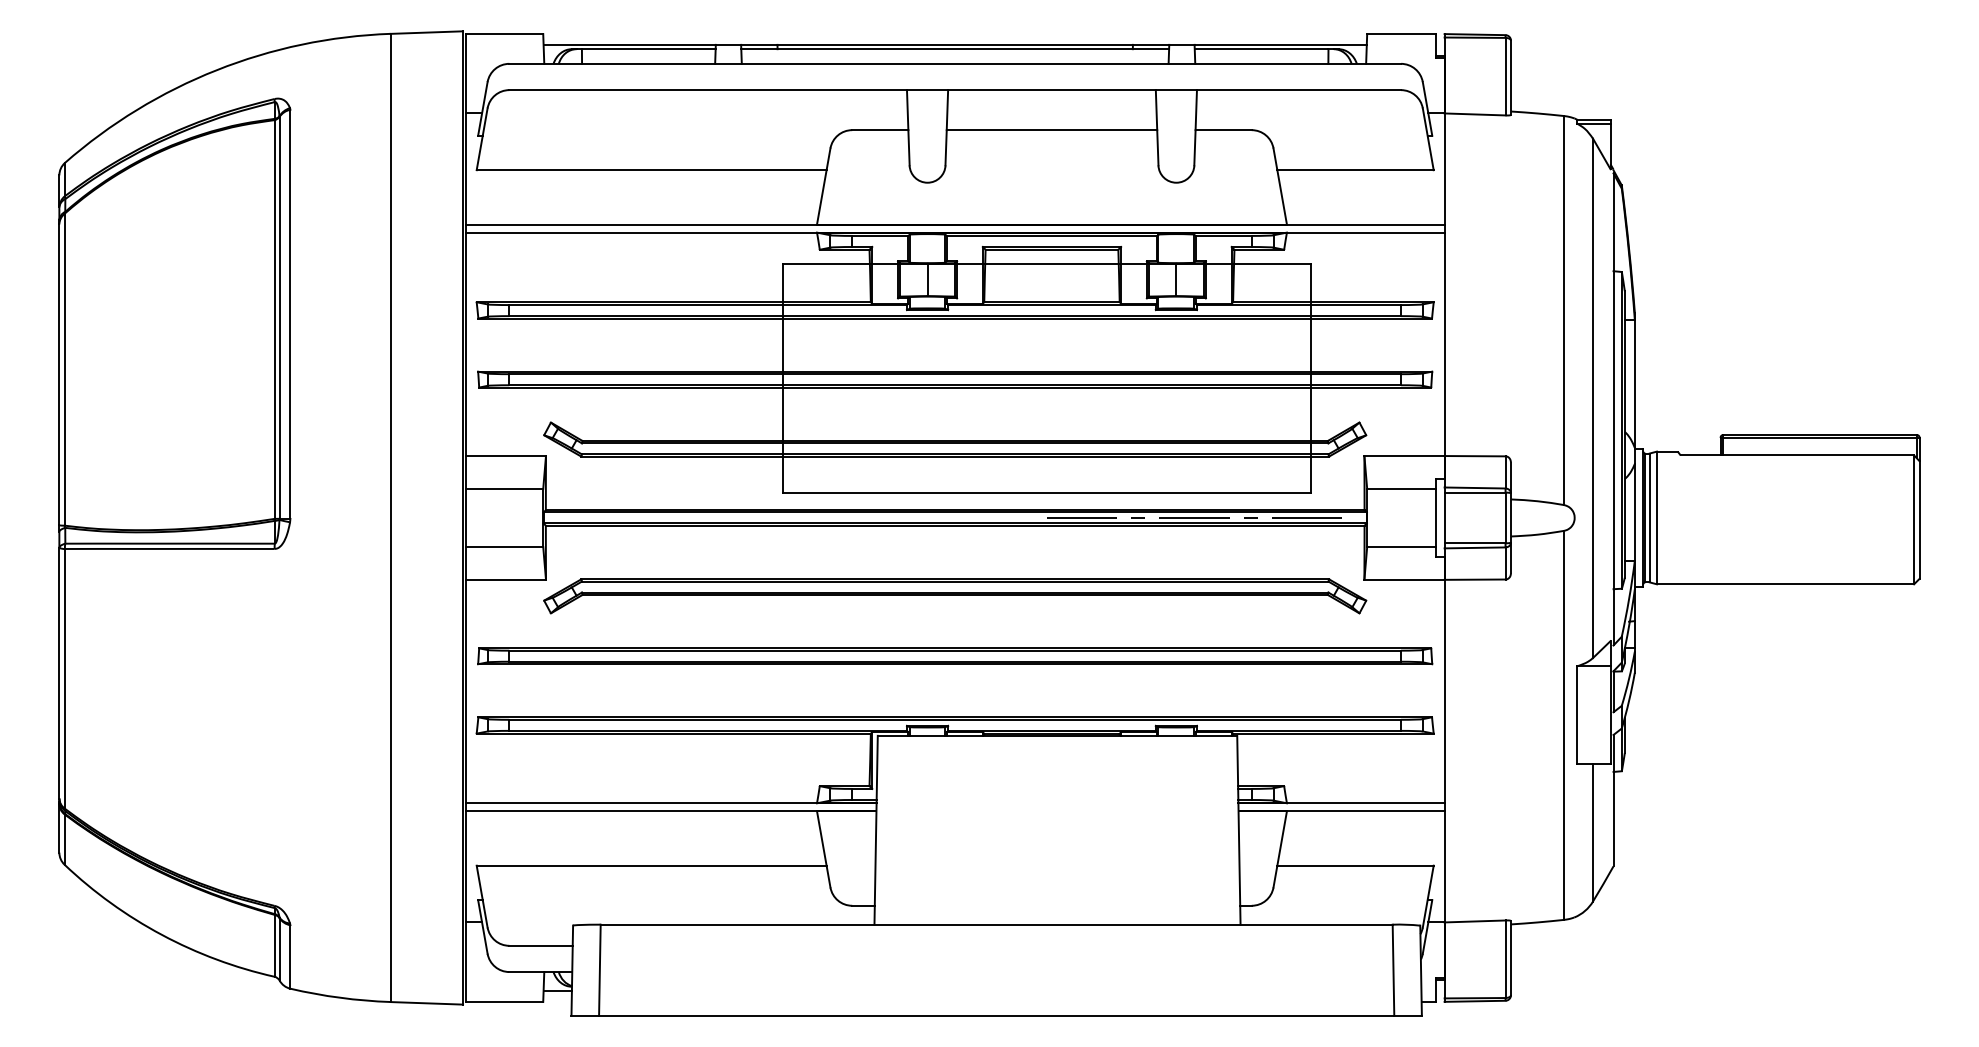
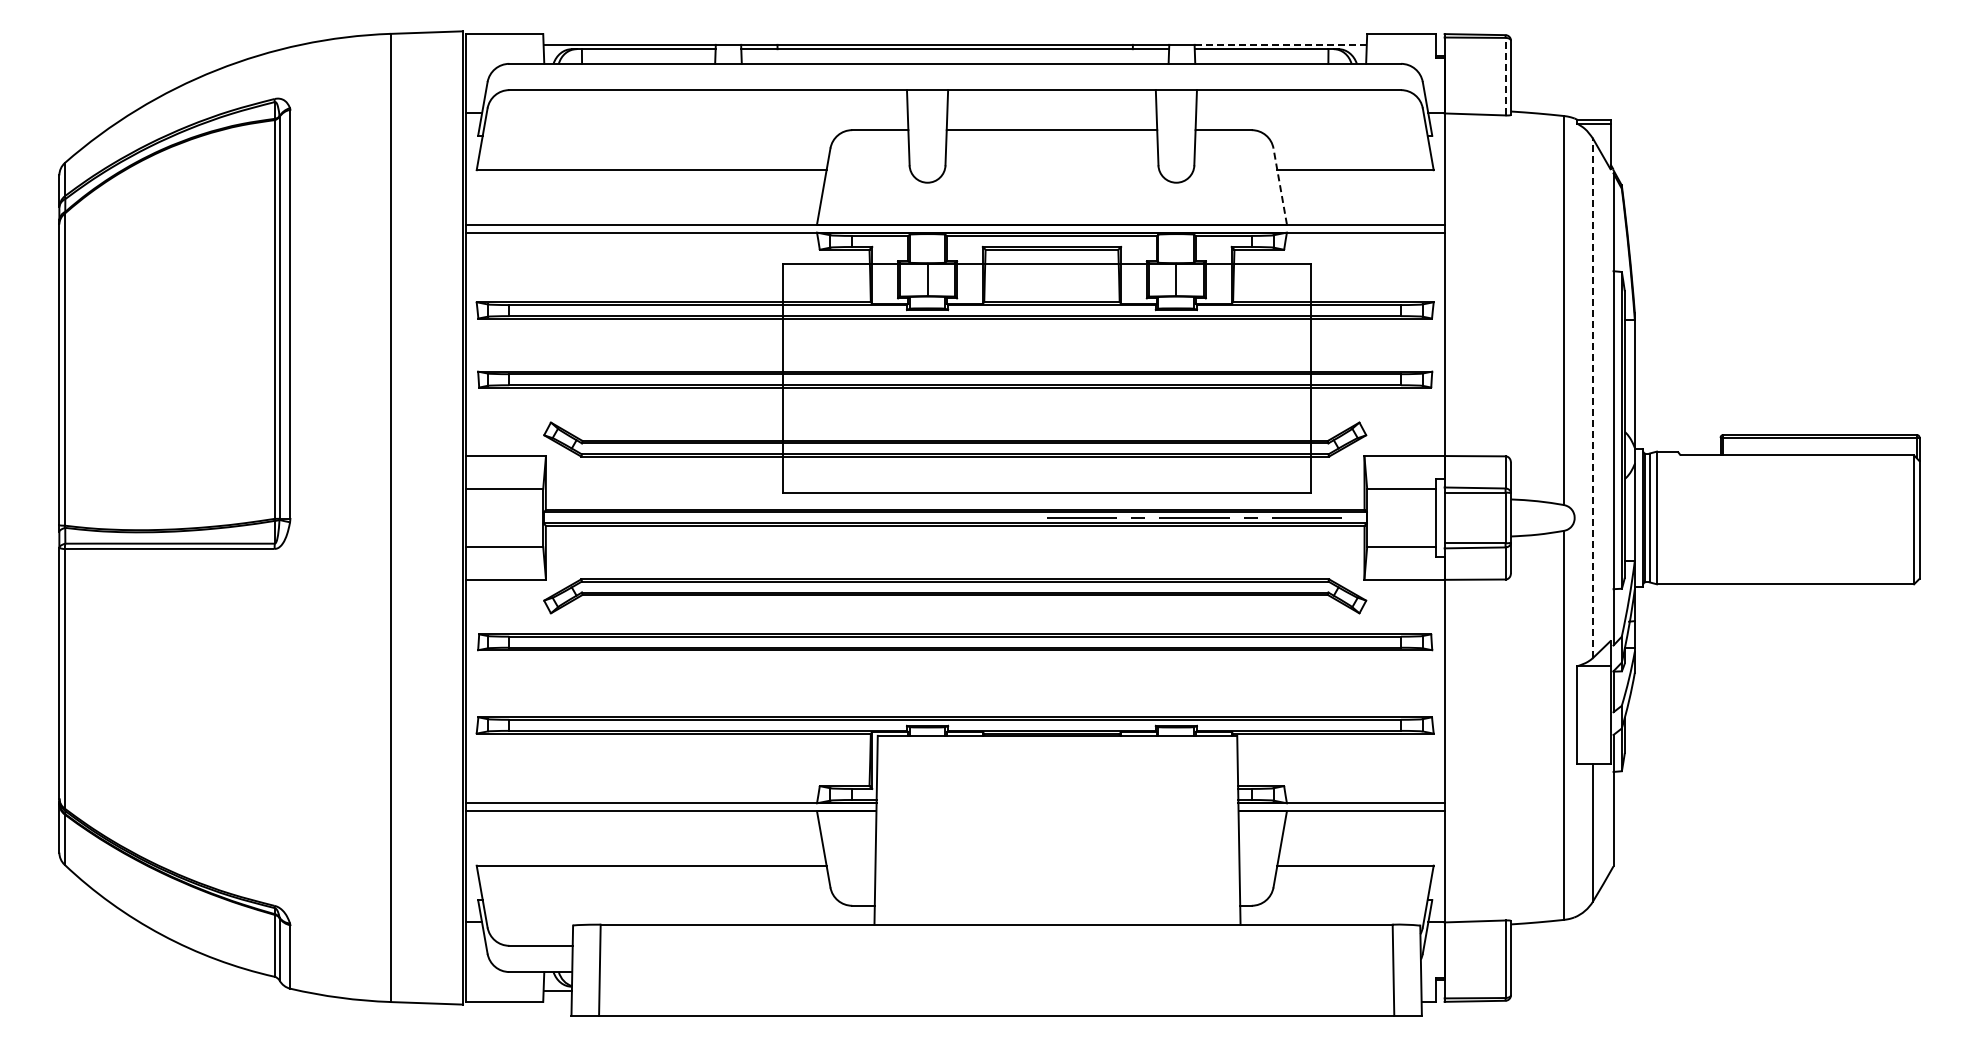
line: solid -> dashed (1281, 44)
line: solid -> dashed (1505, 76)
line: solid -> dashed (1280, 186)
line: solid -> dashed (1593, 398)
part position: (955, 656) -> (955, 642) (955, 642)
